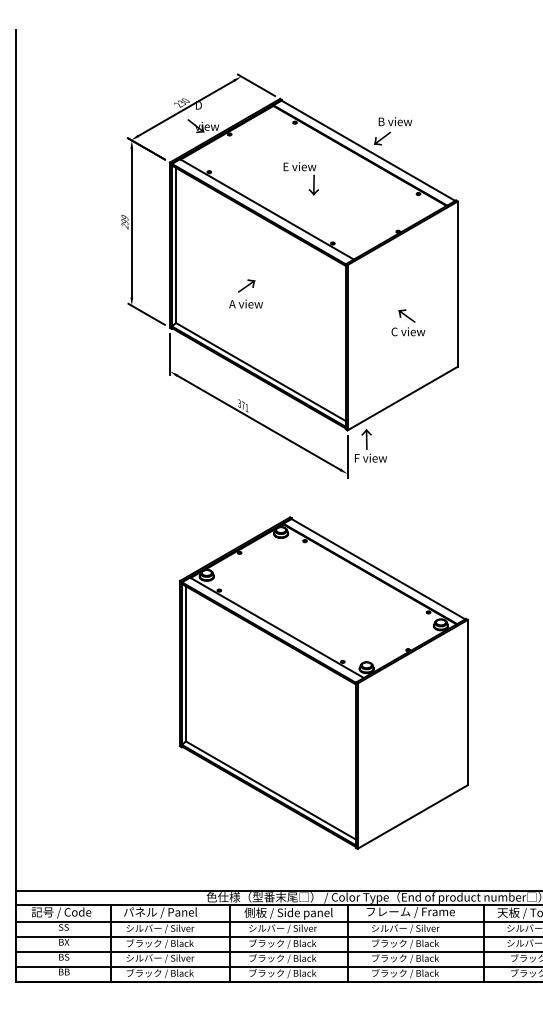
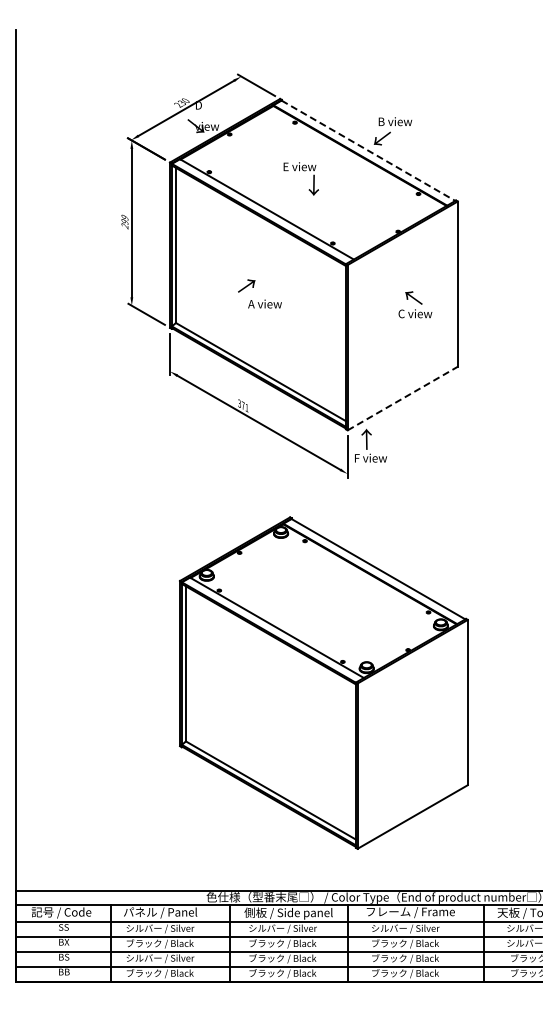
line: solid -> dashed (368, 151)
text position: (245, 303) -> (264, 303) (264, 303)
text position: (408, 322) -> (415, 304) (415, 304)
line: solid -> dashed (402, 398)
